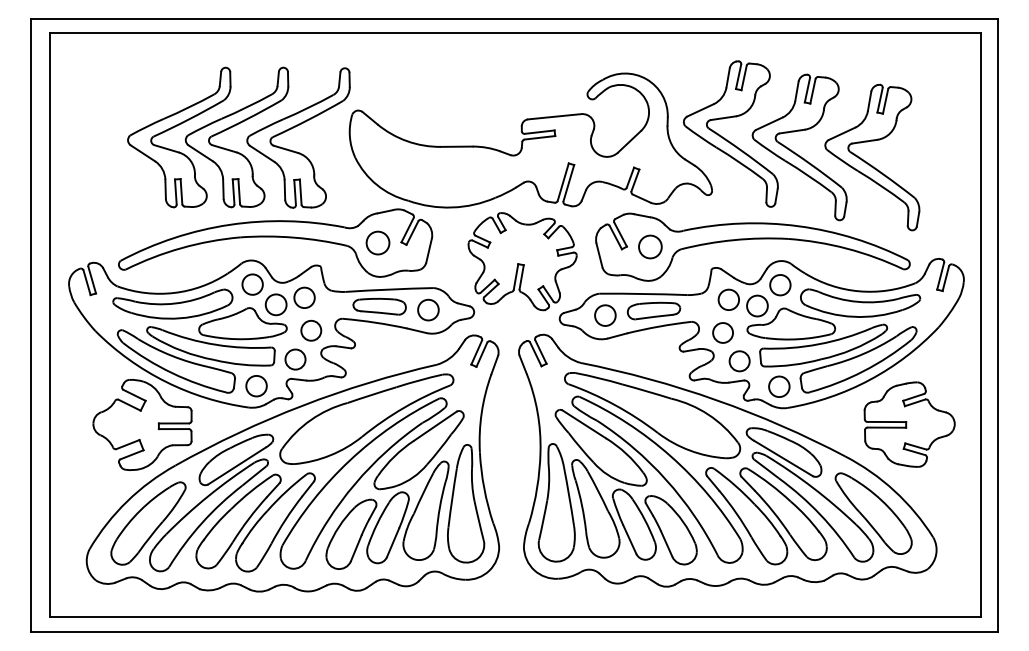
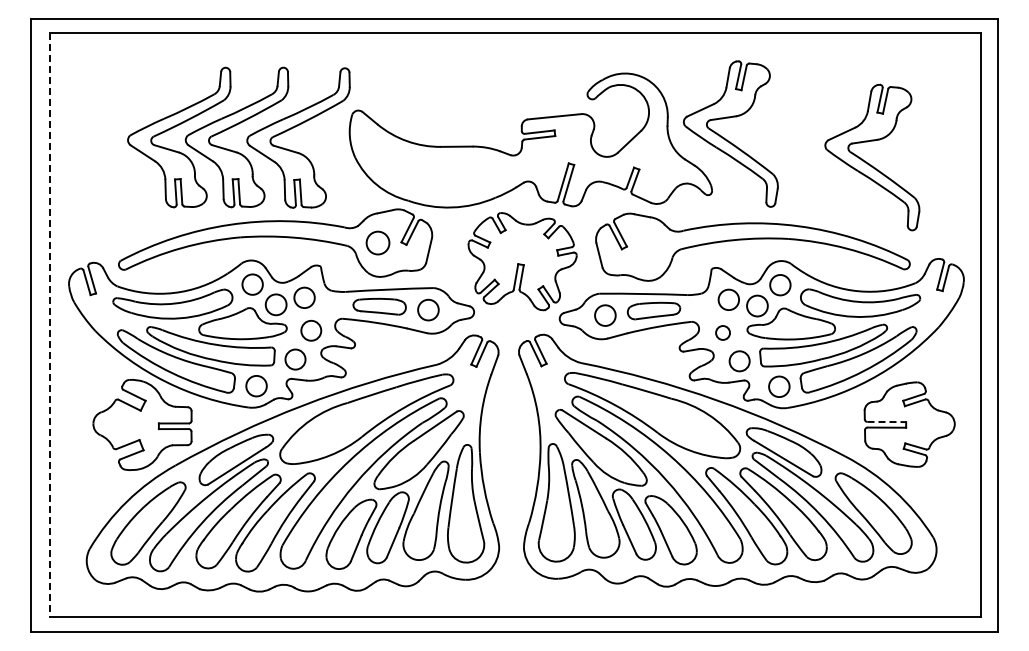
part: present -> none (797, 153)
circle: present -> none (650, 246)
line: solid -> dashed (49, 325)
circle size: 22x22 px -> 16x16 px (722, 332)
line: solid -> dashed (887, 422)
